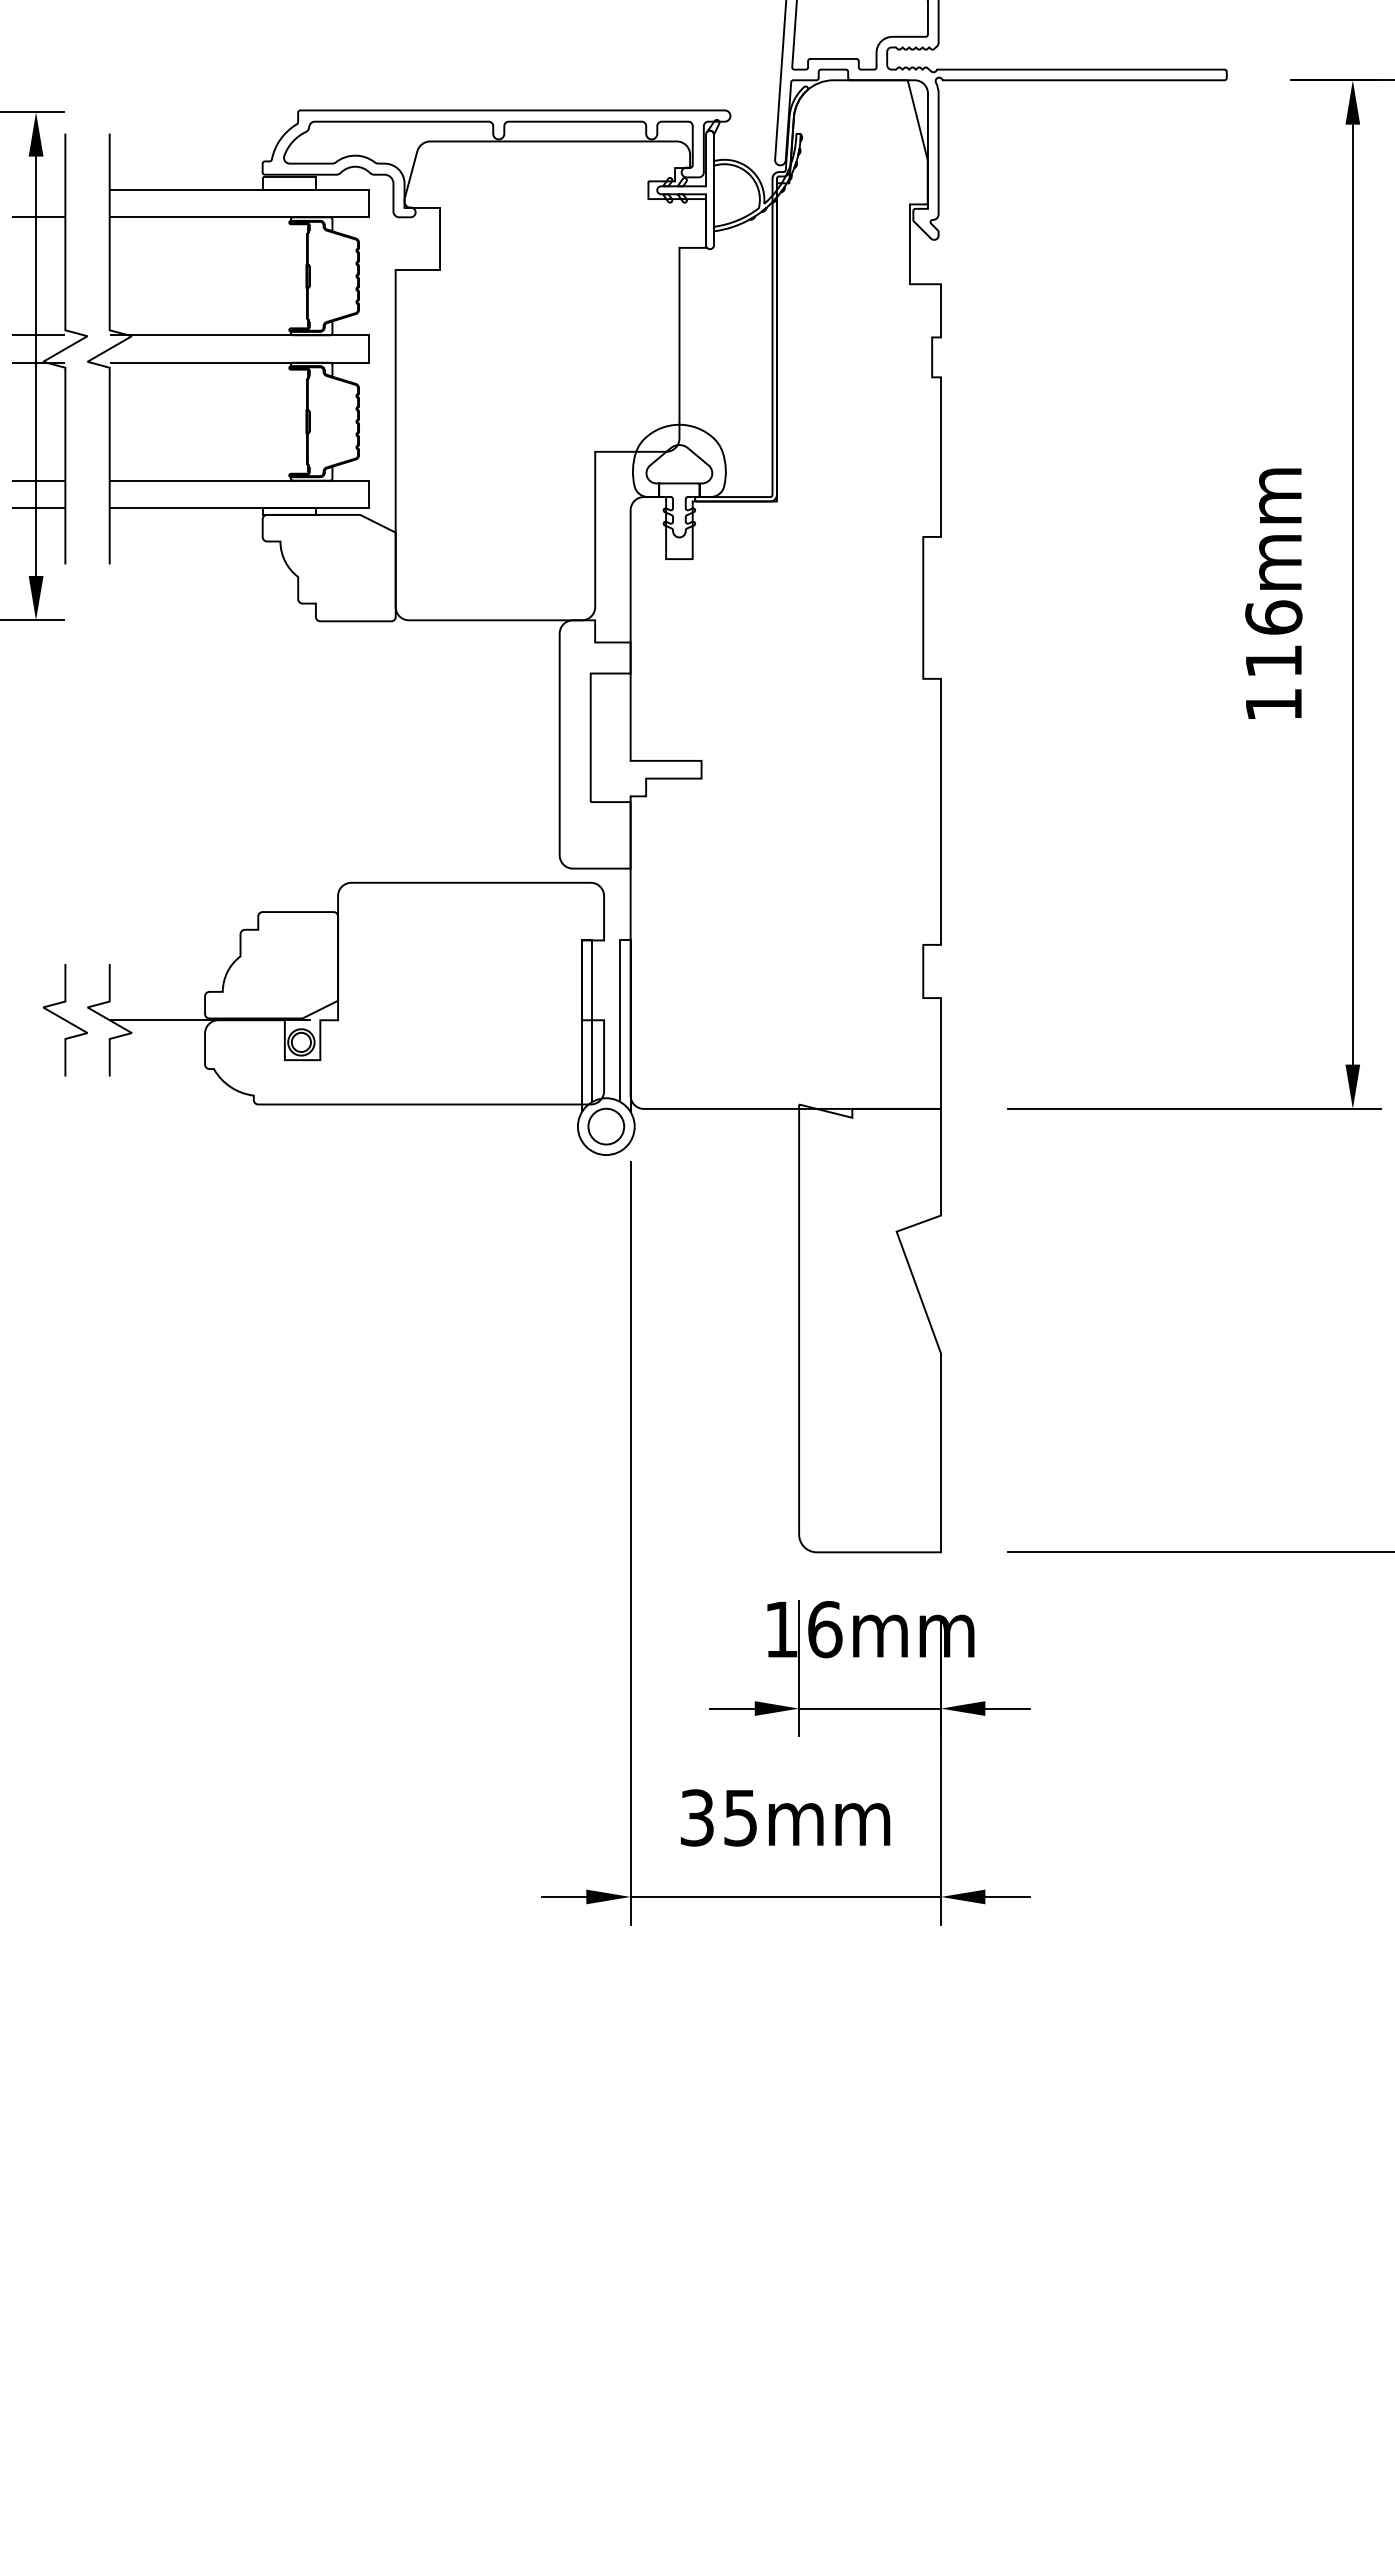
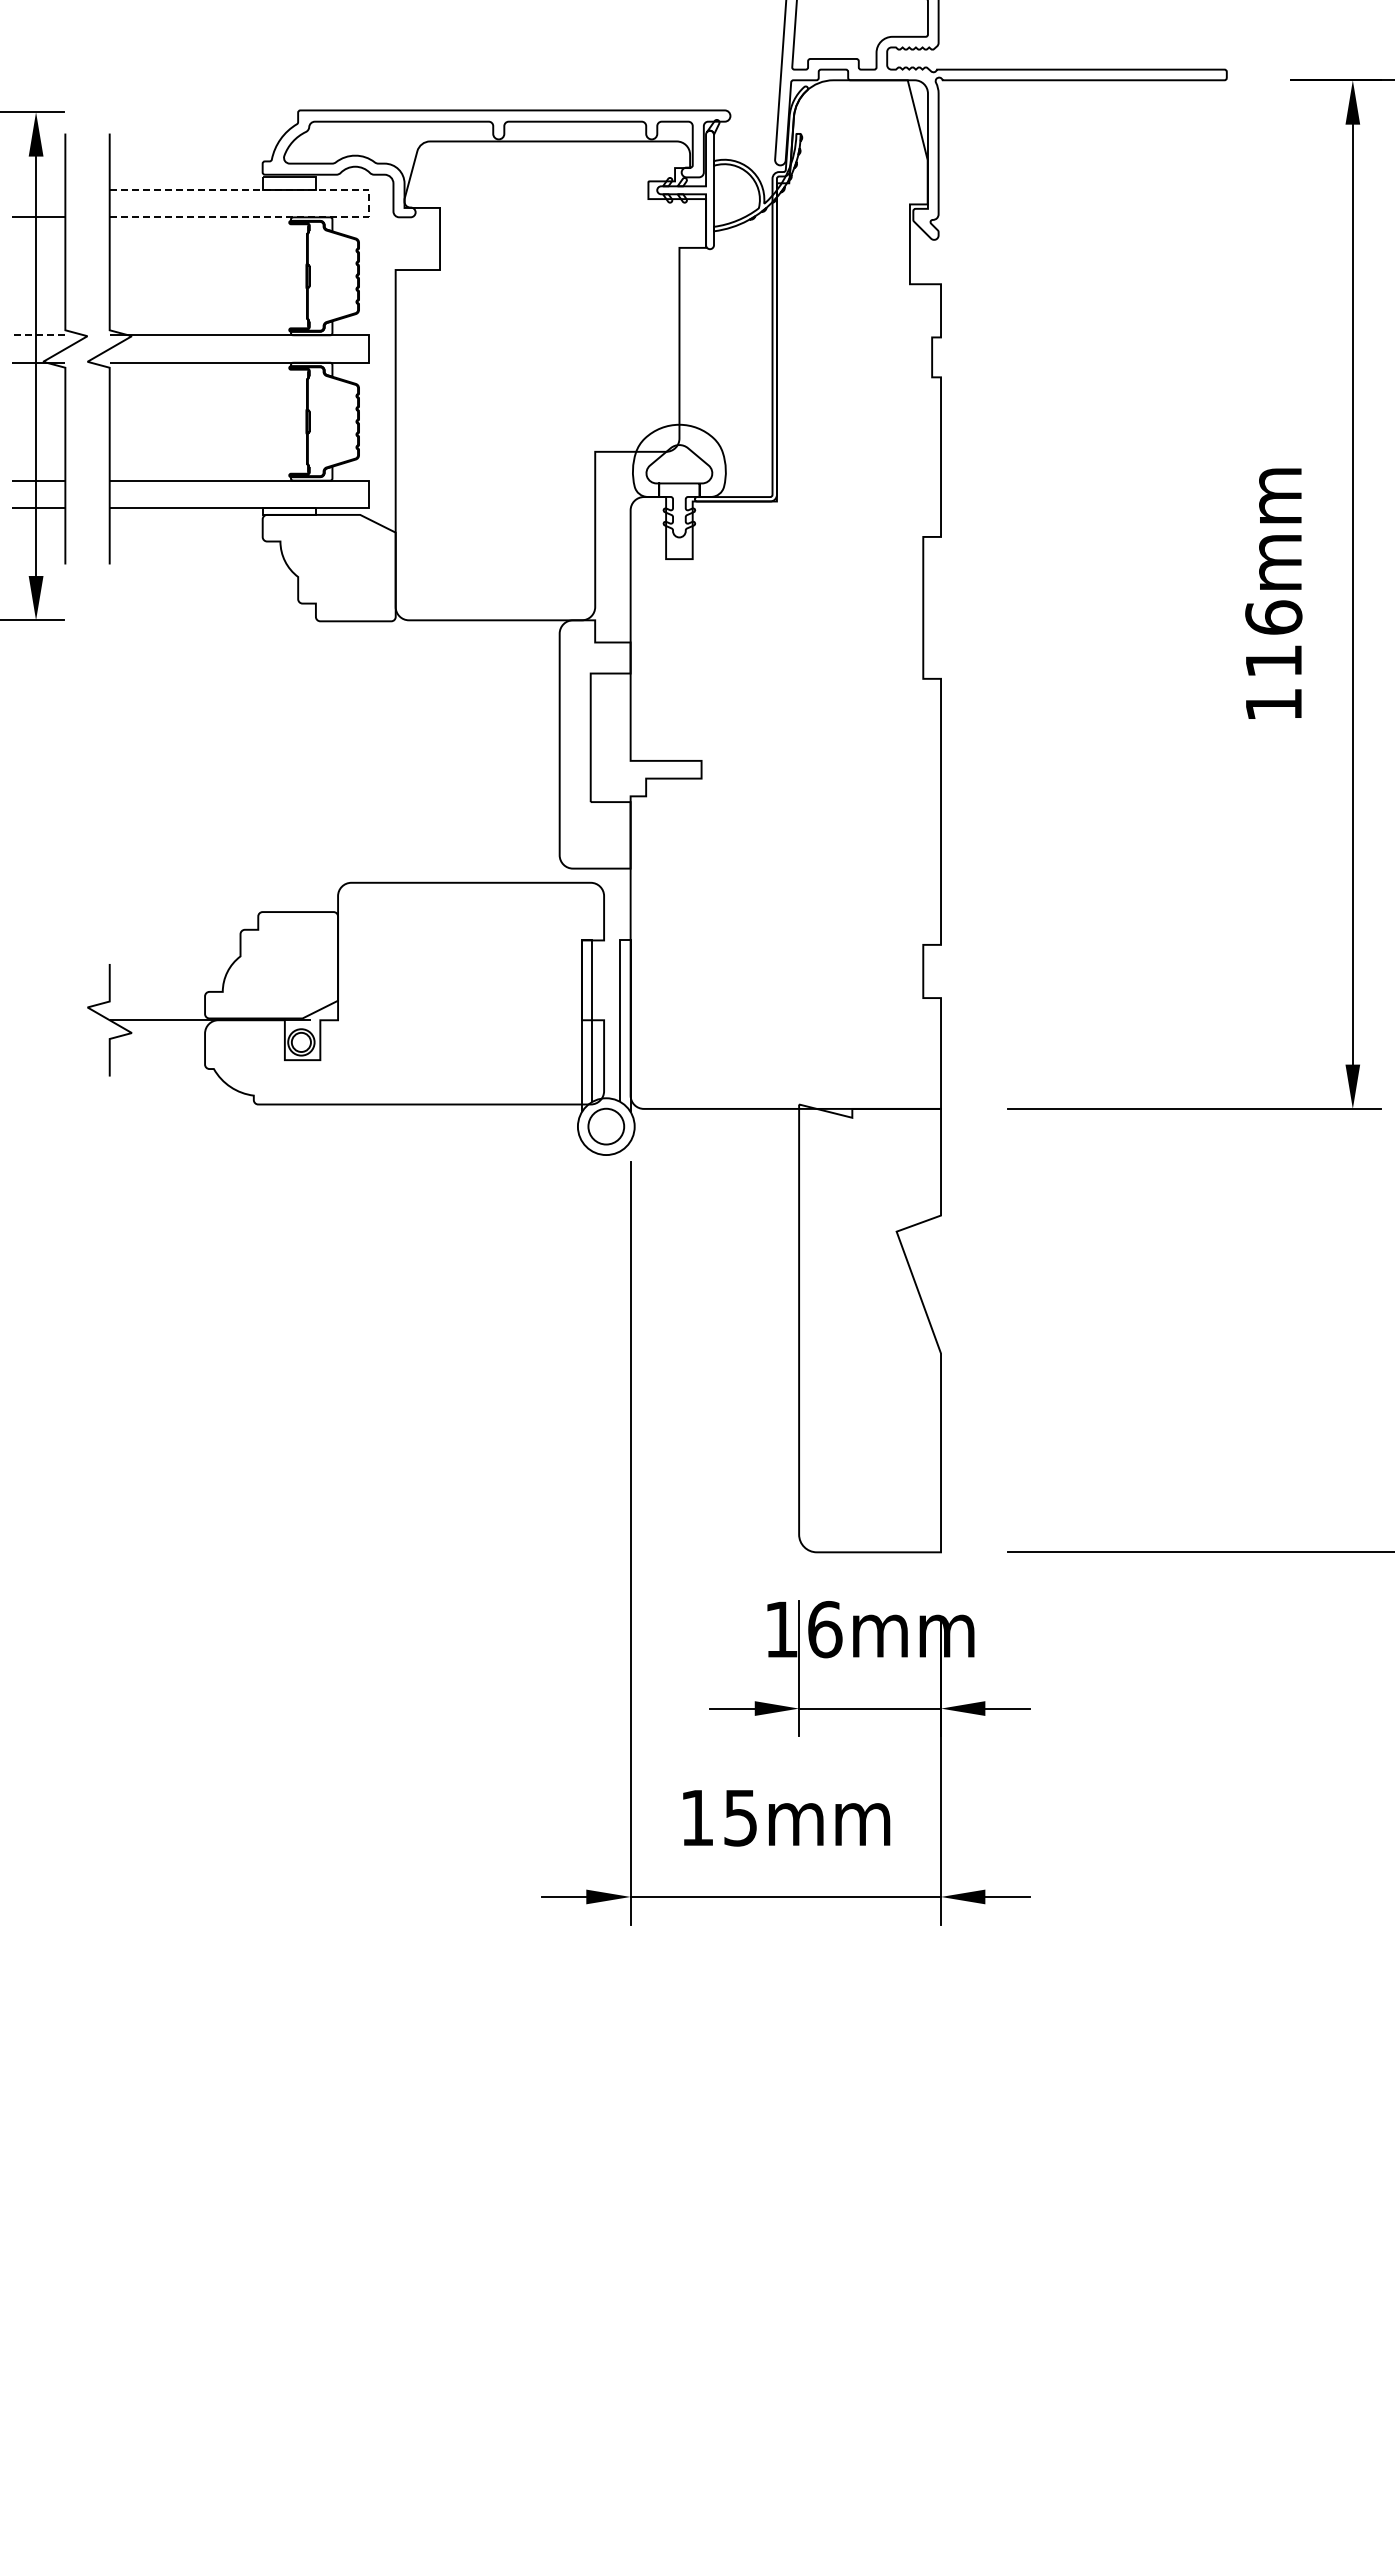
line: solid -> dashed (369, 203)
line: solid -> dashed (38, 335)
curve: present -> none (64, 1020)
text: 35mm -> 15mm (696, 1817)
